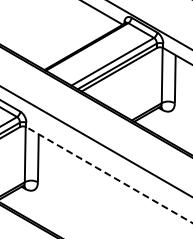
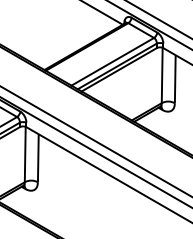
line: none -> present (158, 19)
line: none -> present (95, 152)
line: dashed -> solid (109, 175)
